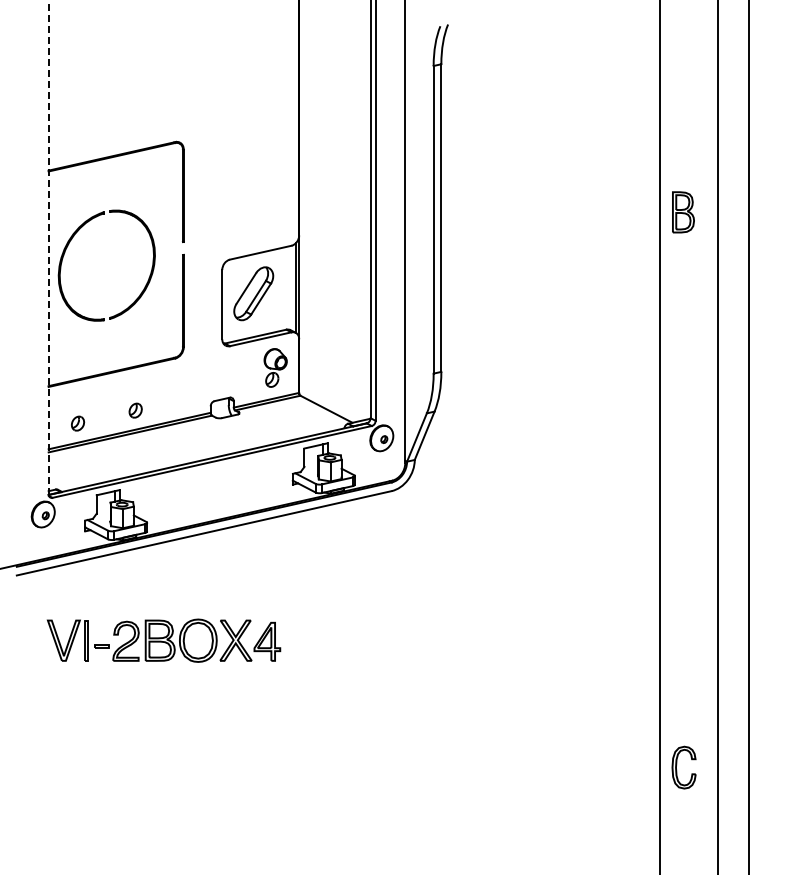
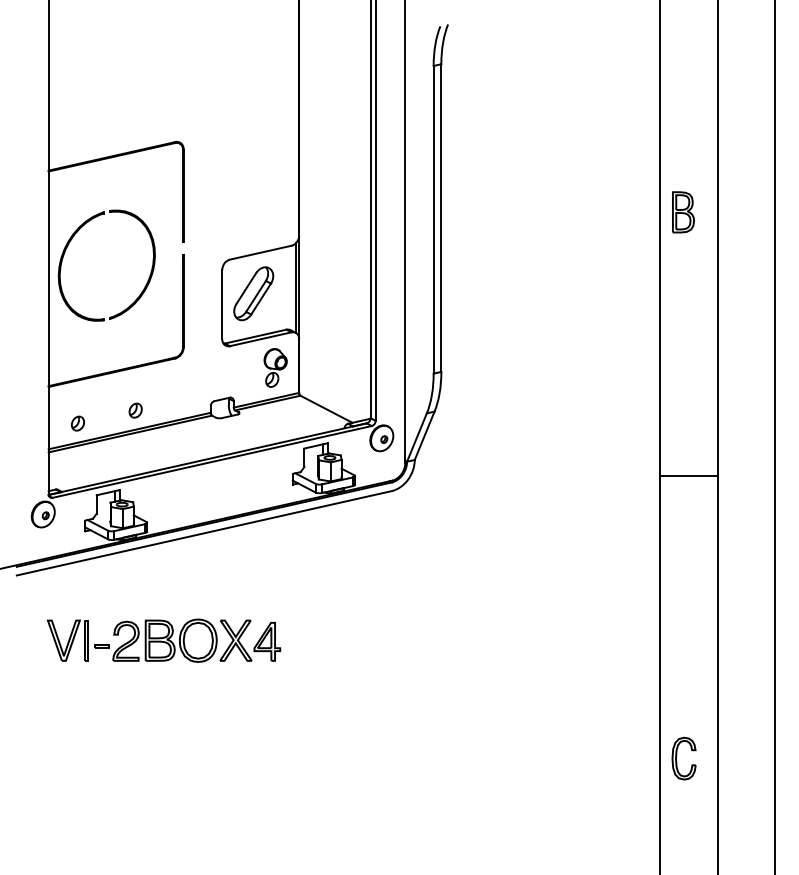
line: dashed -> solid (48, 247)
line position: (749, 436) -> (775, 436) (775, 436)
line: none -> present (688, 476)
part position: (677, 764) -> (677, 755) (677, 755)
